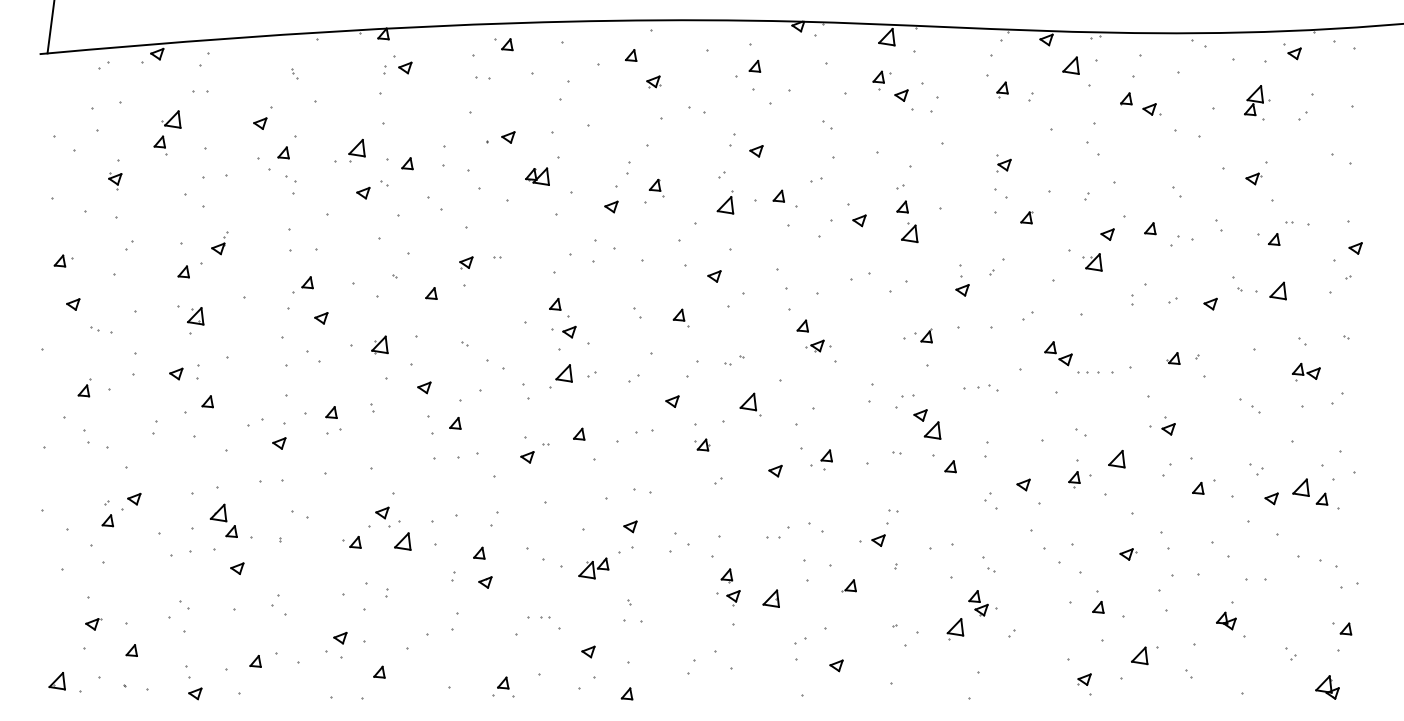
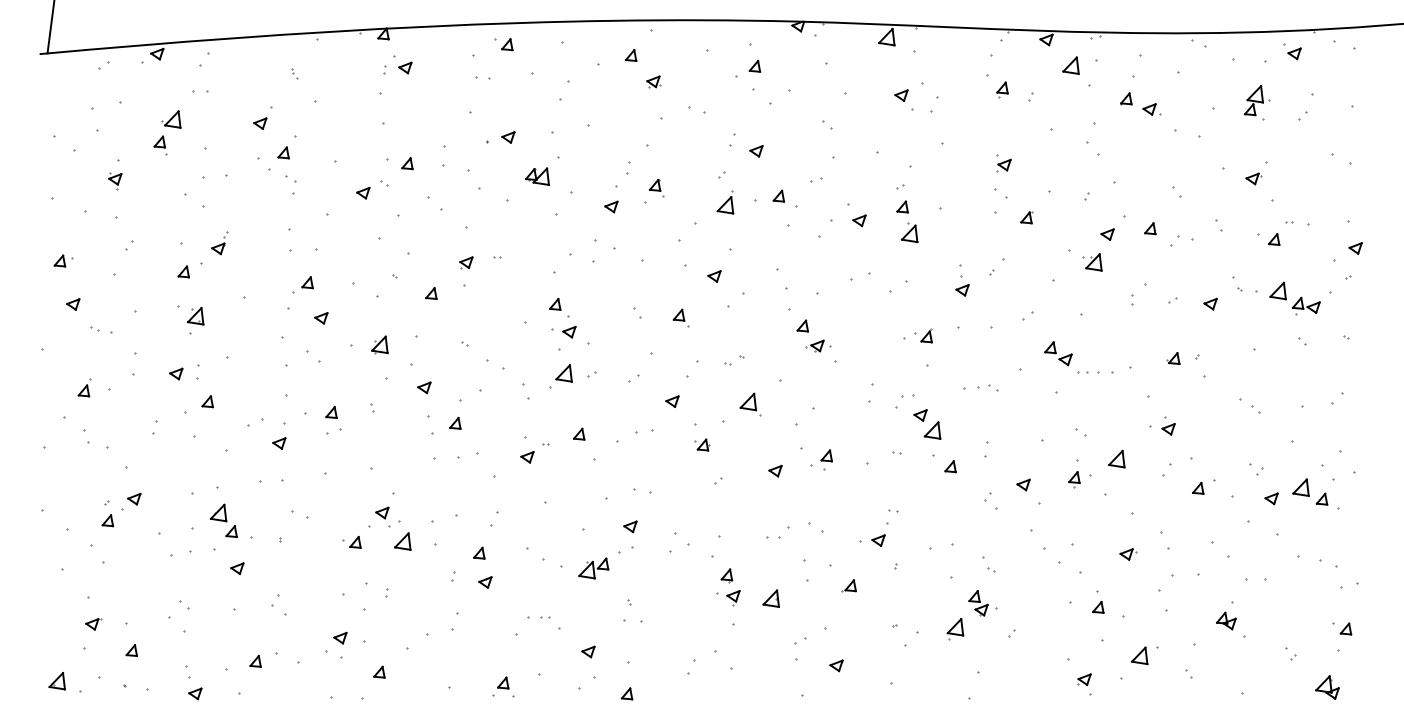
part: present -> none (881, 80)
part: present -> none (356, 150)
part position: (1306, 371) -> (1306, 305) (1306, 305)
